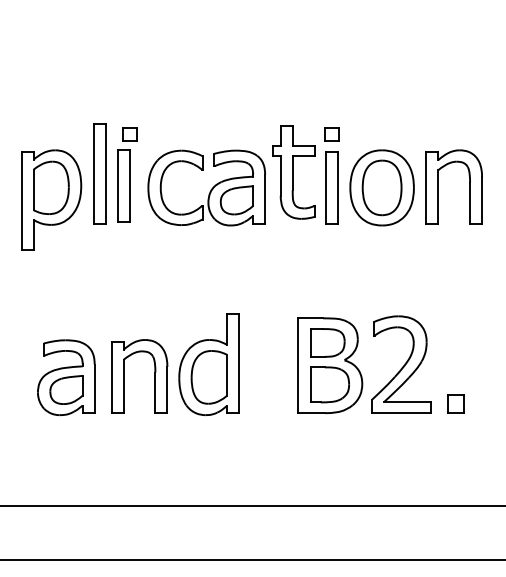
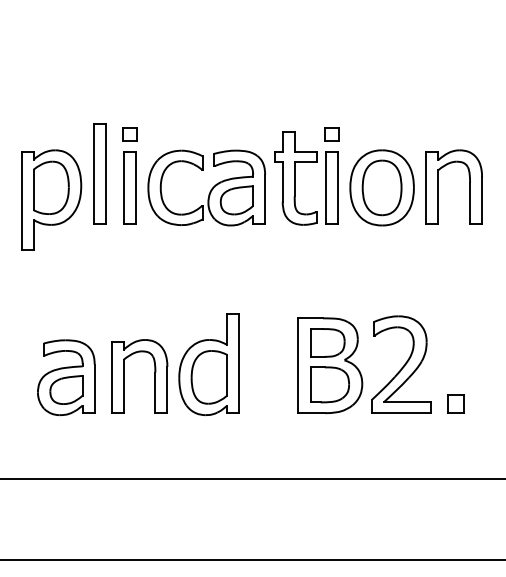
part position: (293, 172) -> (295, 178) (295, 178)
part position: (123, 185) -> (129, 187) (129, 187)
line position: (252, 506) -> (252, 479) (252, 479)
